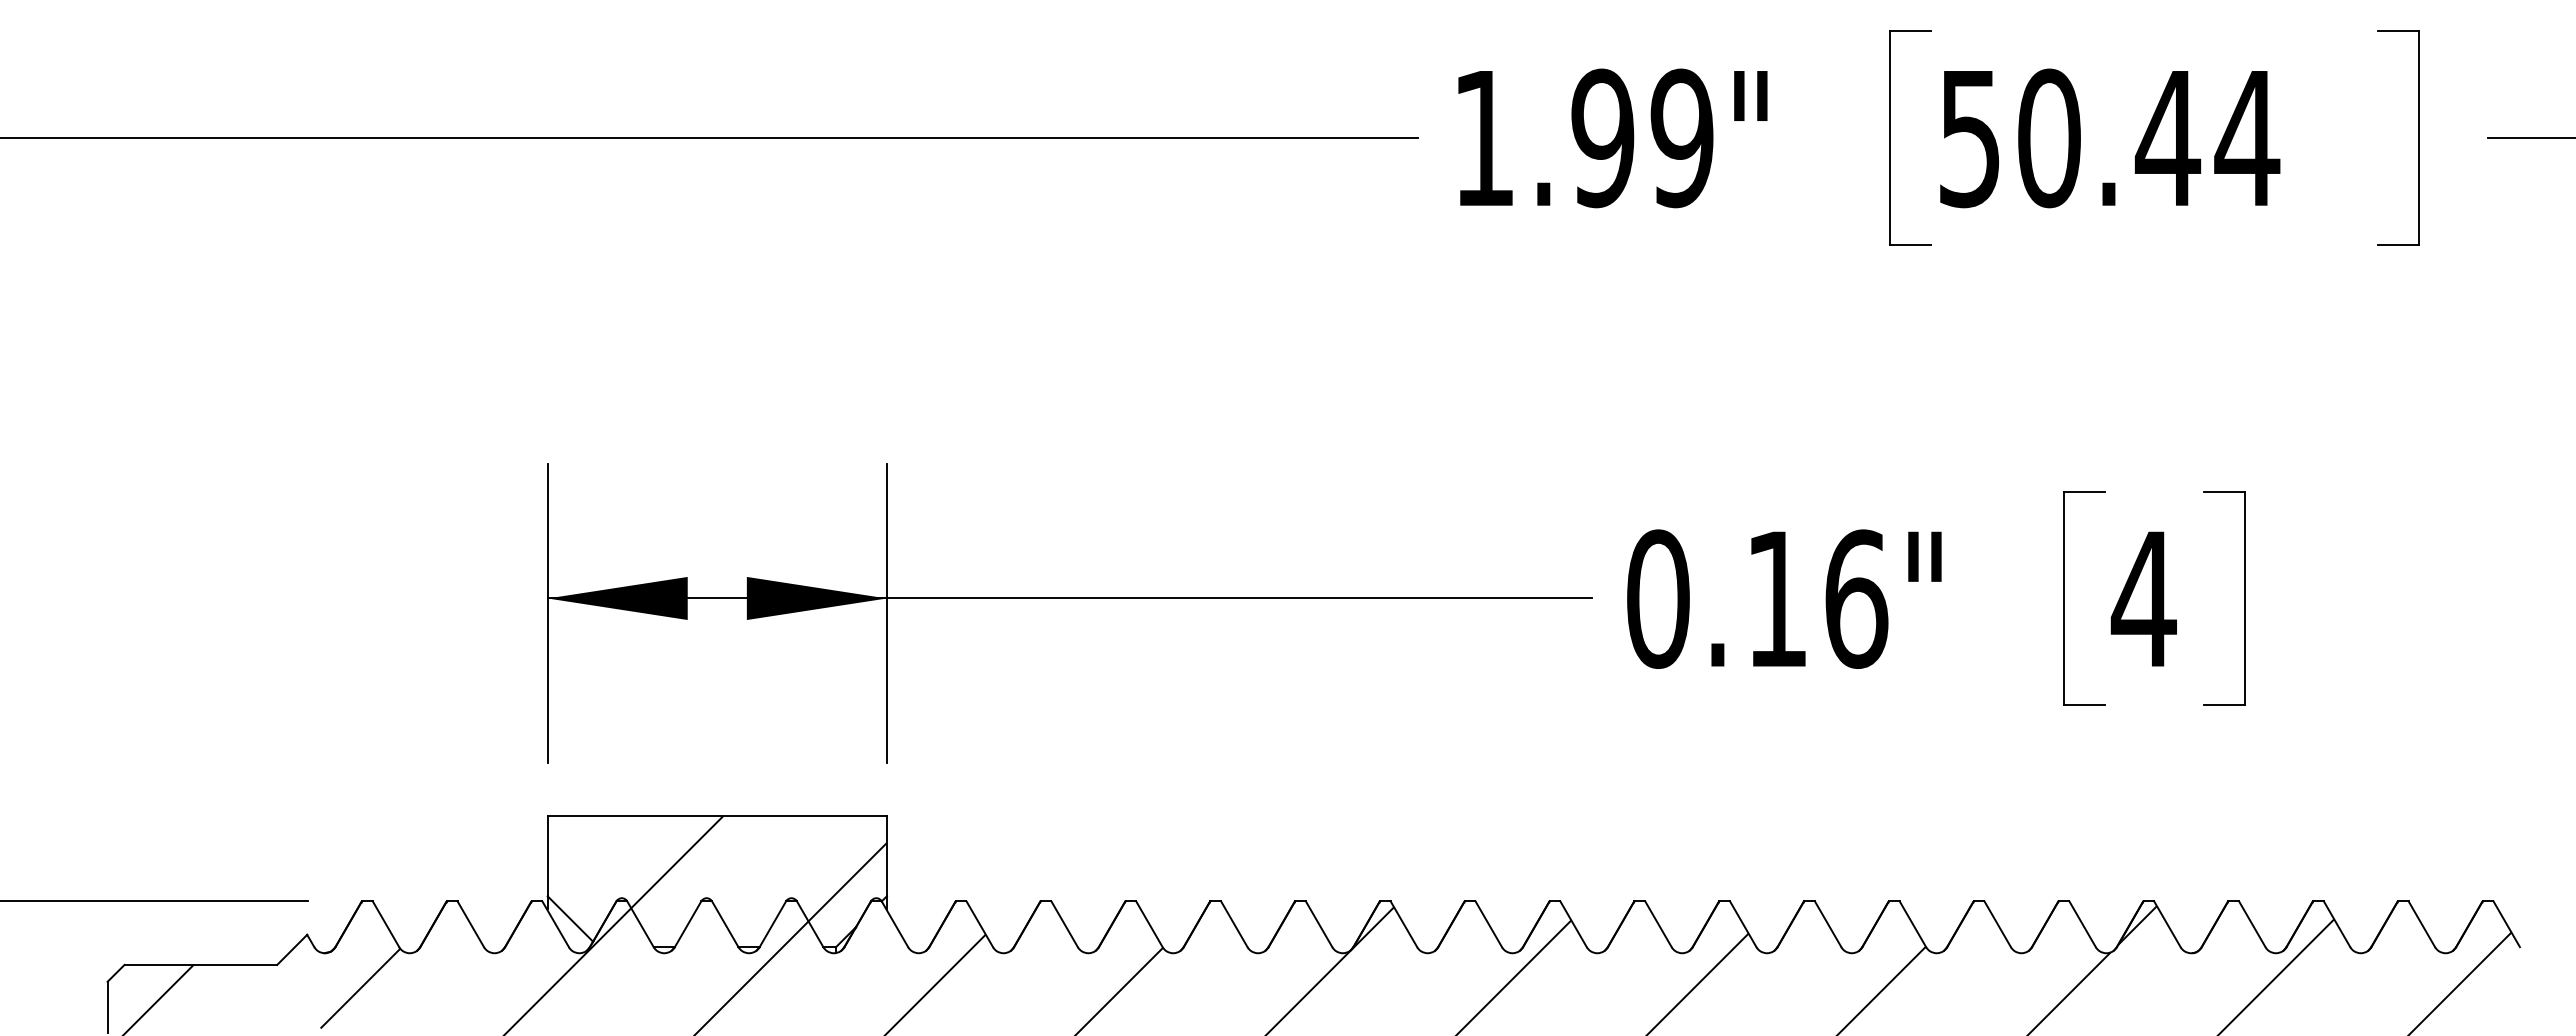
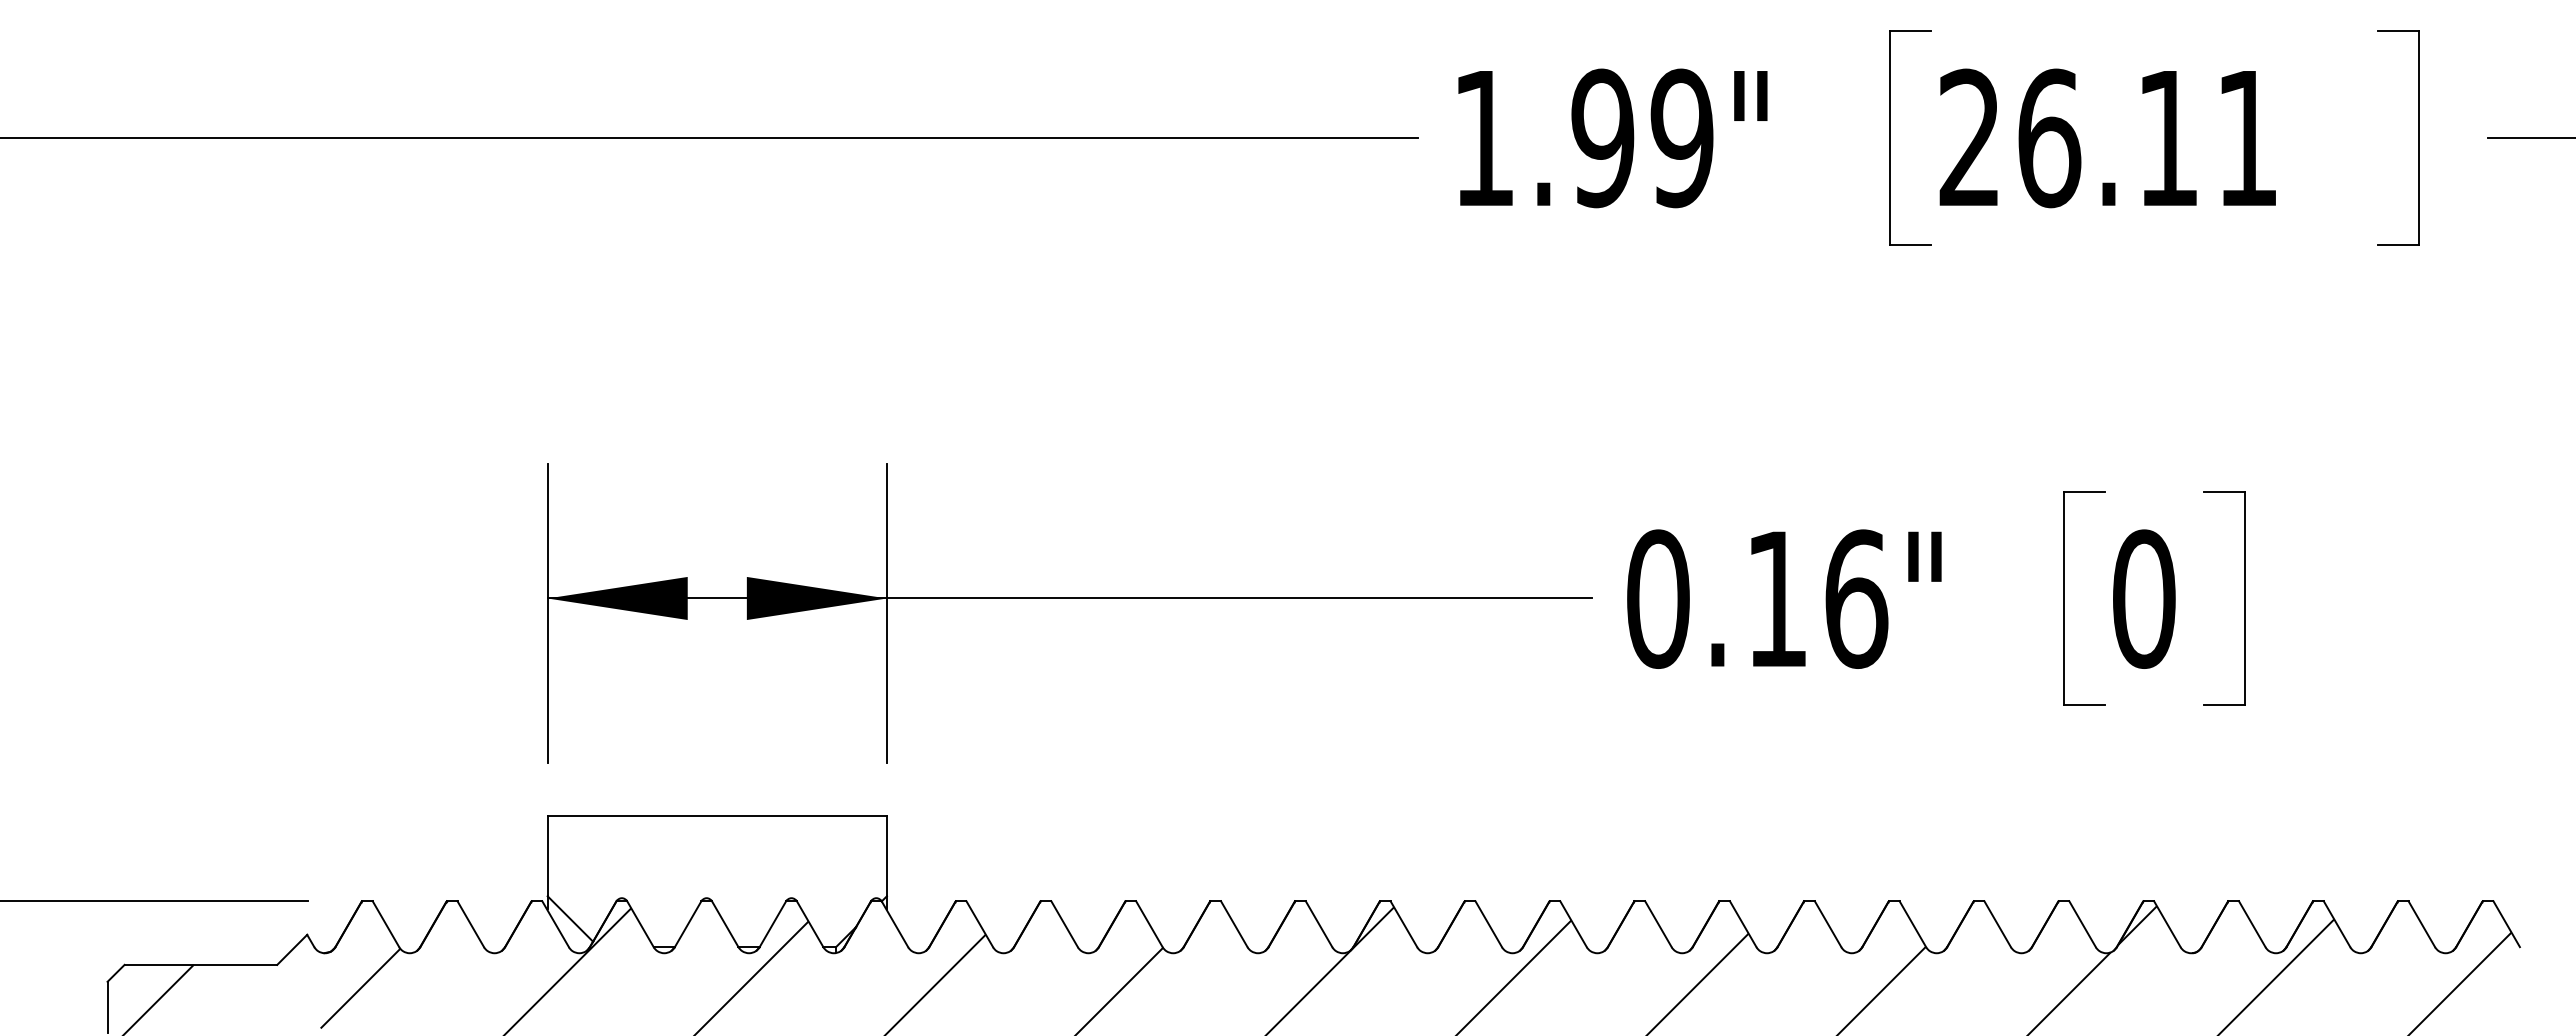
text: 50.44 -> 26.11 (2109, 138)
text: 4 -> 0 (2143, 598)
hatch: present -> none (758, 868)
